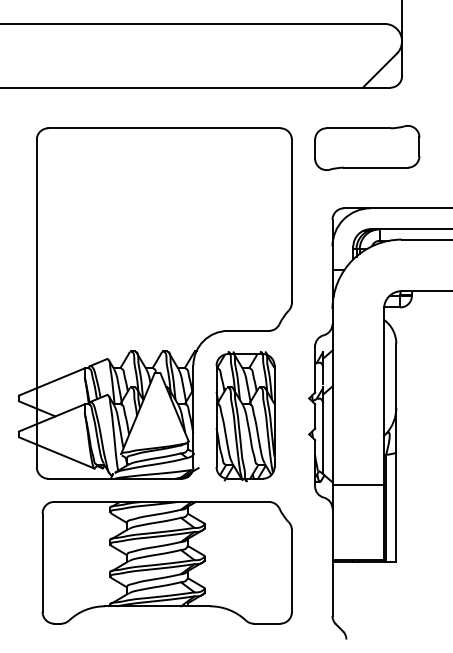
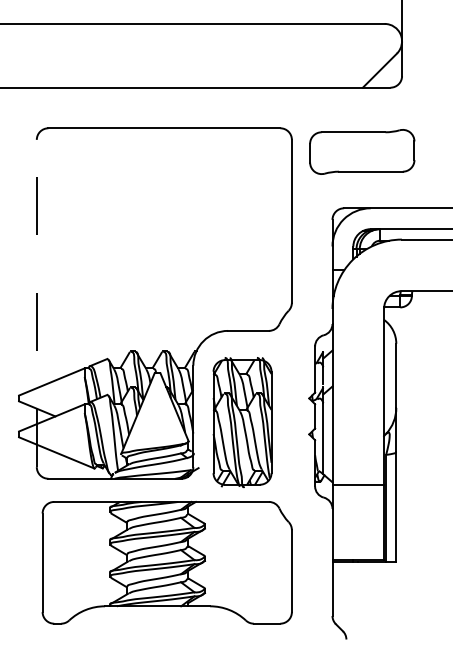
part position: (367, 147) -> (362, 151) (362, 151)
line: solid -> dashed (36, 303)
part position: (245, 416) -> (242, 422) (242, 422)
